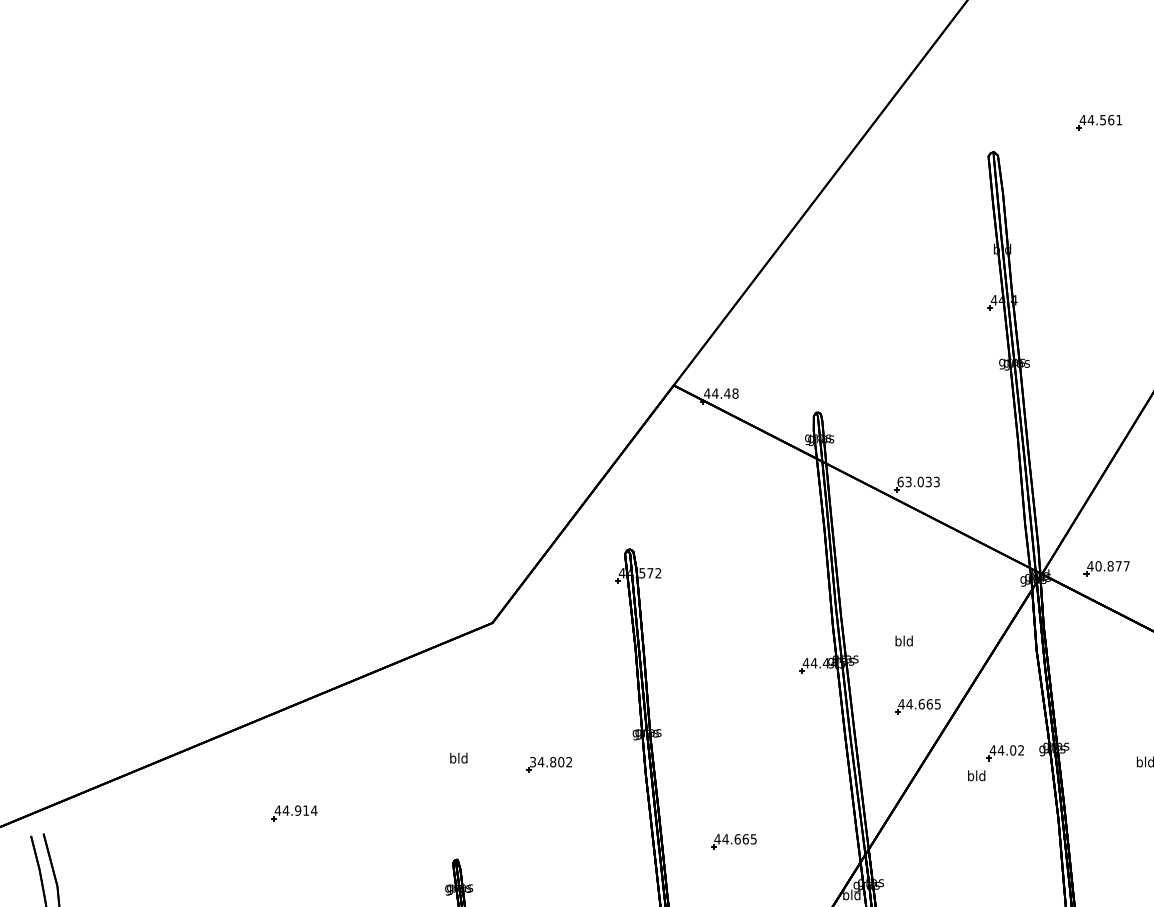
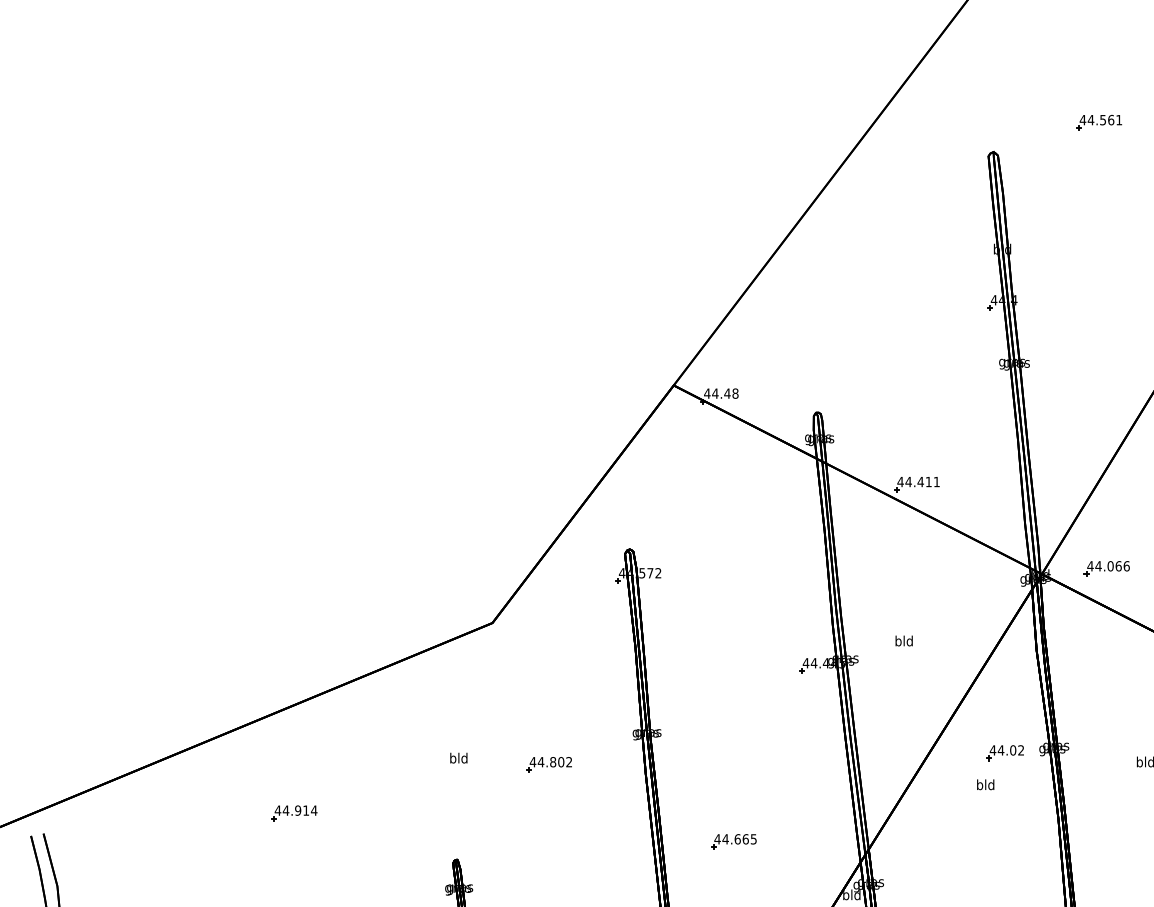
text: 63.033 -> 44.411 (918, 481)
text: 40.877 -> 44.066 (1112, 566)
part: present -> none (917, 706)
text: 34.802 -> 44.802 (532, 762)
text position: (976, 775) -> (985, 784) (985, 784)
